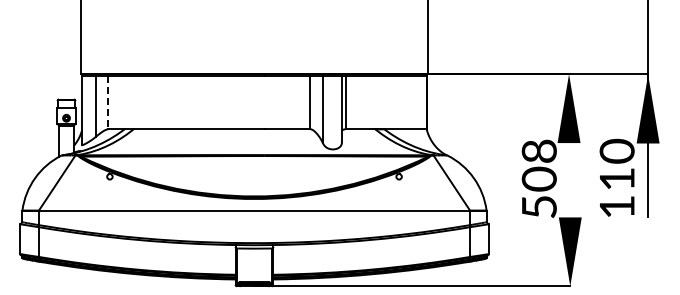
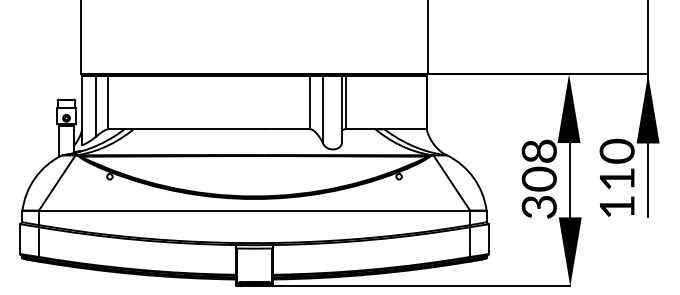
line: dashed -> solid (108, 102)
line: none -> present (570, 180)
text: 508 -> 308 (538, 206)
